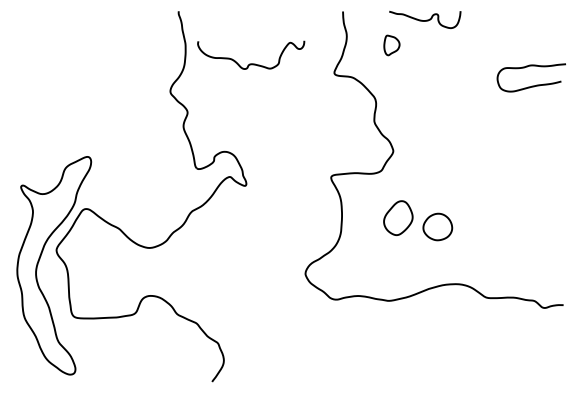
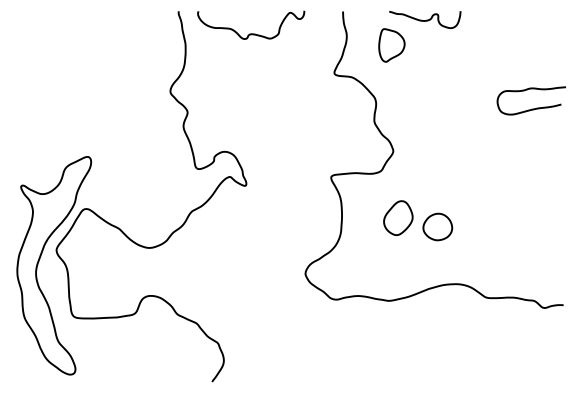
part size: 18x23 px -> 28x35 px (391, 45)
curve position: (251, 63) -> (251, 33) (251, 33)
curve position: (532, 85) -> (532, 108) (532, 108)
